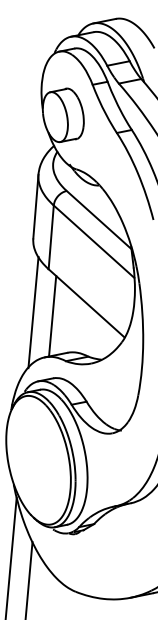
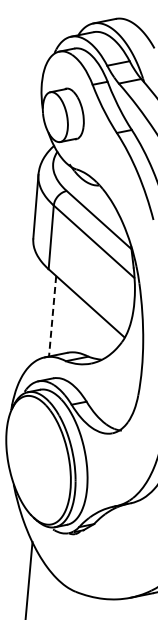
line: present -> none (33, 312)
line: solid -> dashed (52, 316)
line: present -> none (10, 556)
